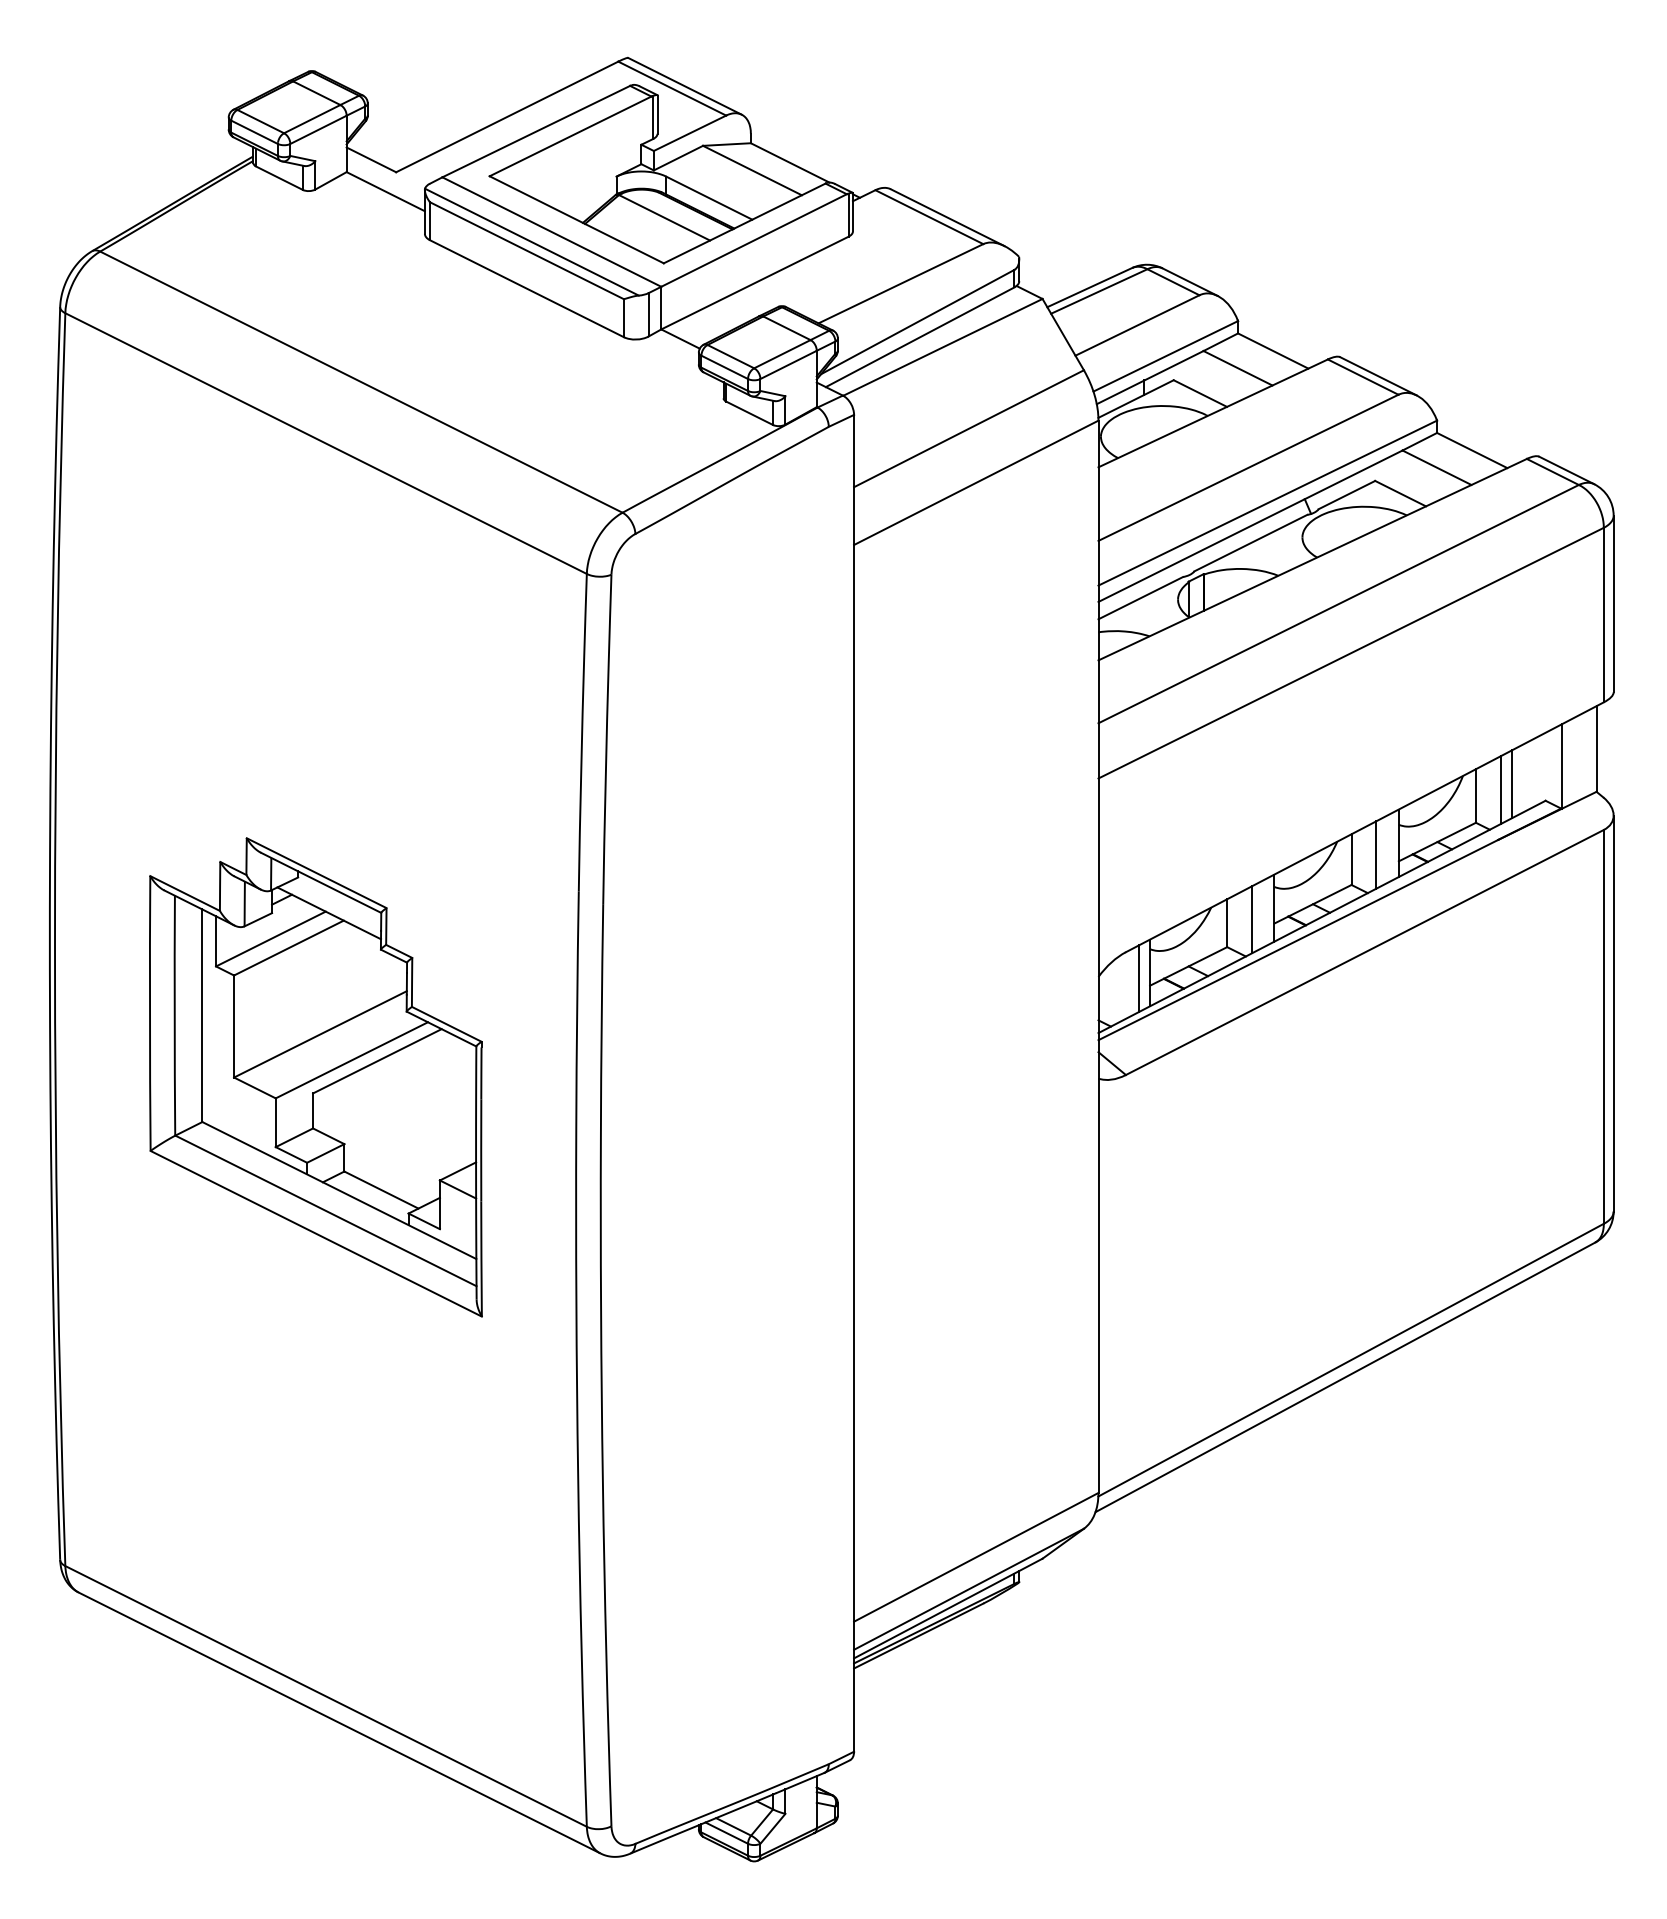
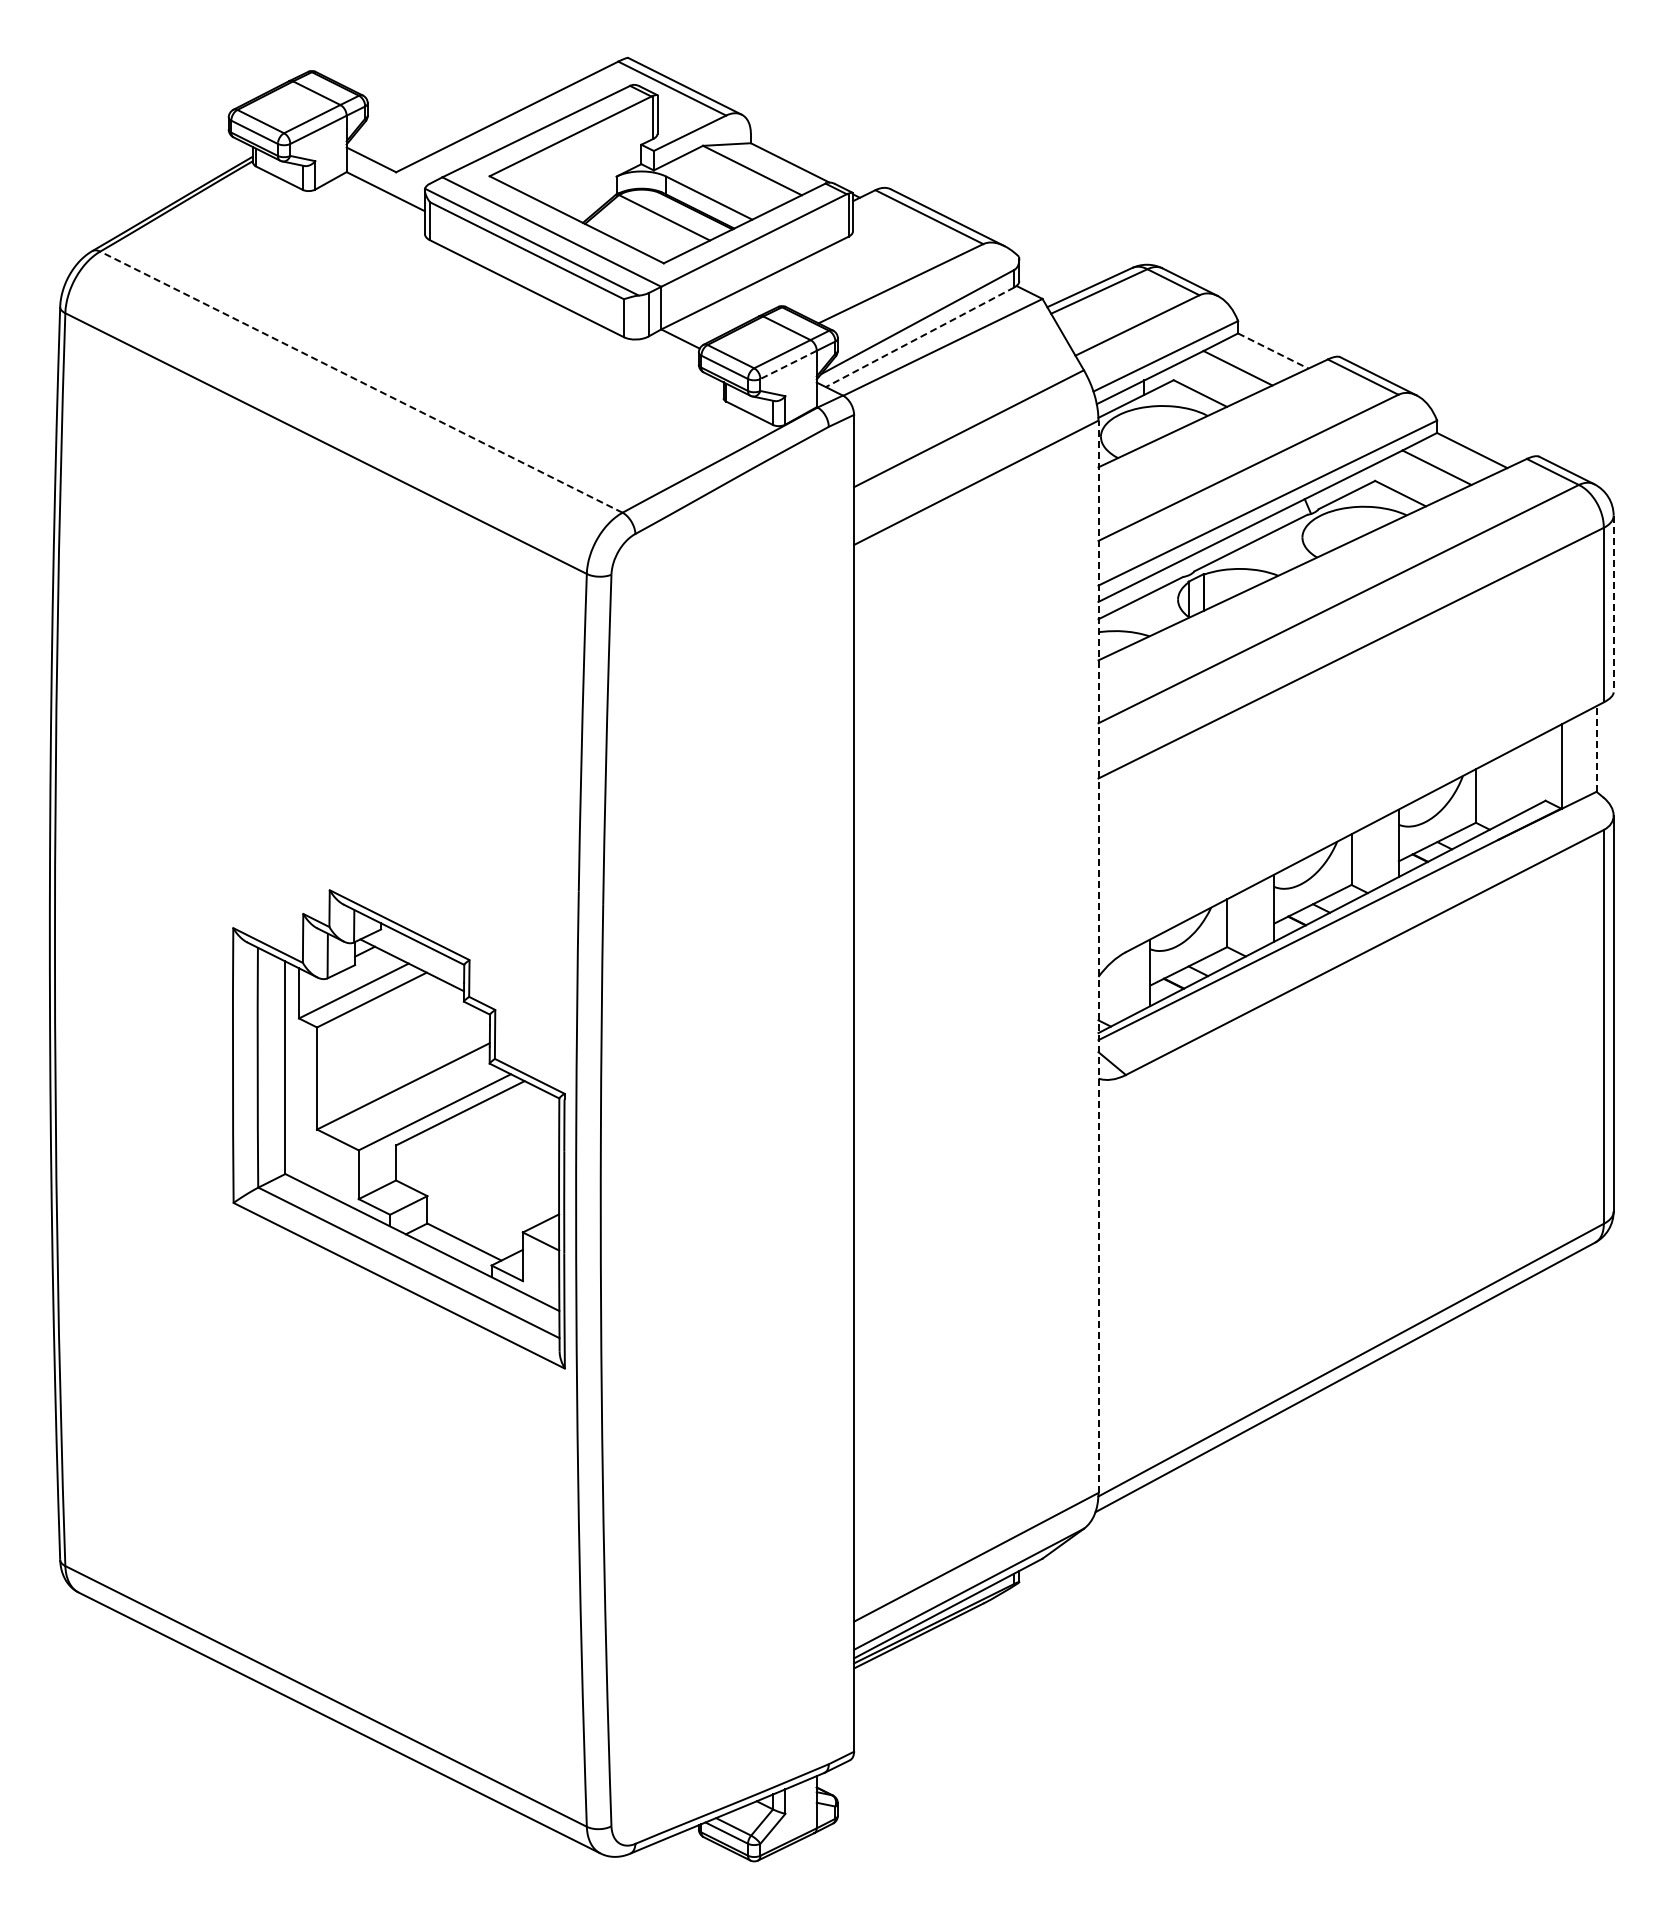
line: solid -> dashed (920, 337)
line: solid -> dashed (1273, 351)
line: solid -> dashed (788, 365)
line: solid -> dashed (361, 382)
line: solid -> dashed (1613, 604)
line: solid -> dashed (1596, 748)
line: present -> none (1512, 784)
line: present -> none (1500, 790)
line: present -> none (1376, 854)
line: present -> none (1252, 919)
line: solid -> dashed (1098, 956)
line: present -> none (1138, 978)
part position: (315, 1077) -> (398, 1129) (398, 1129)
